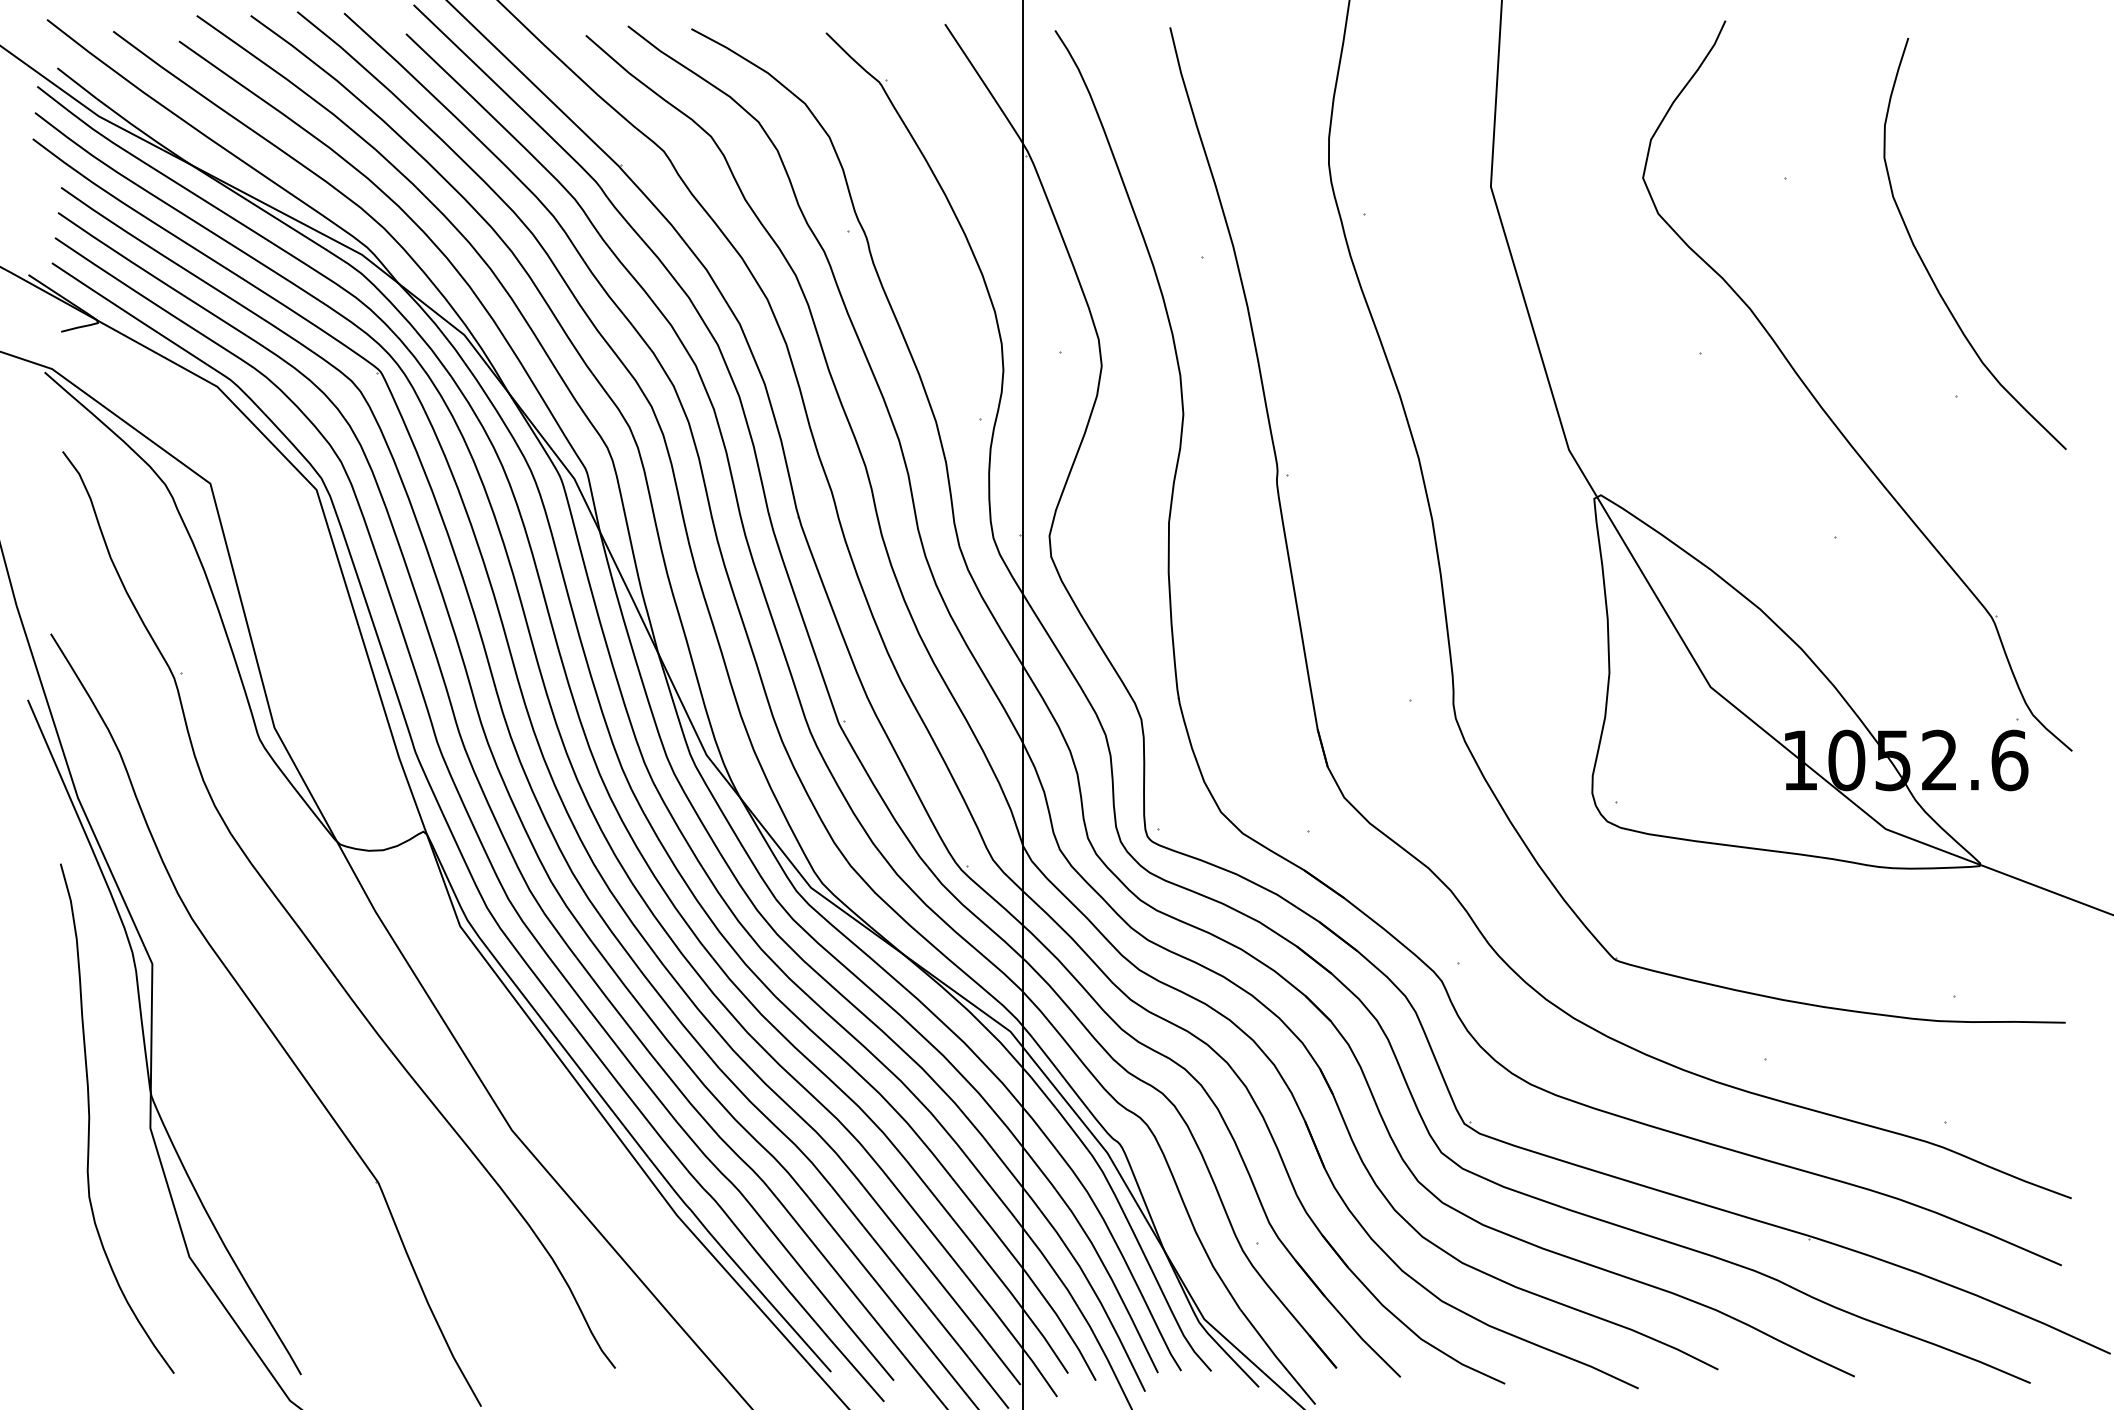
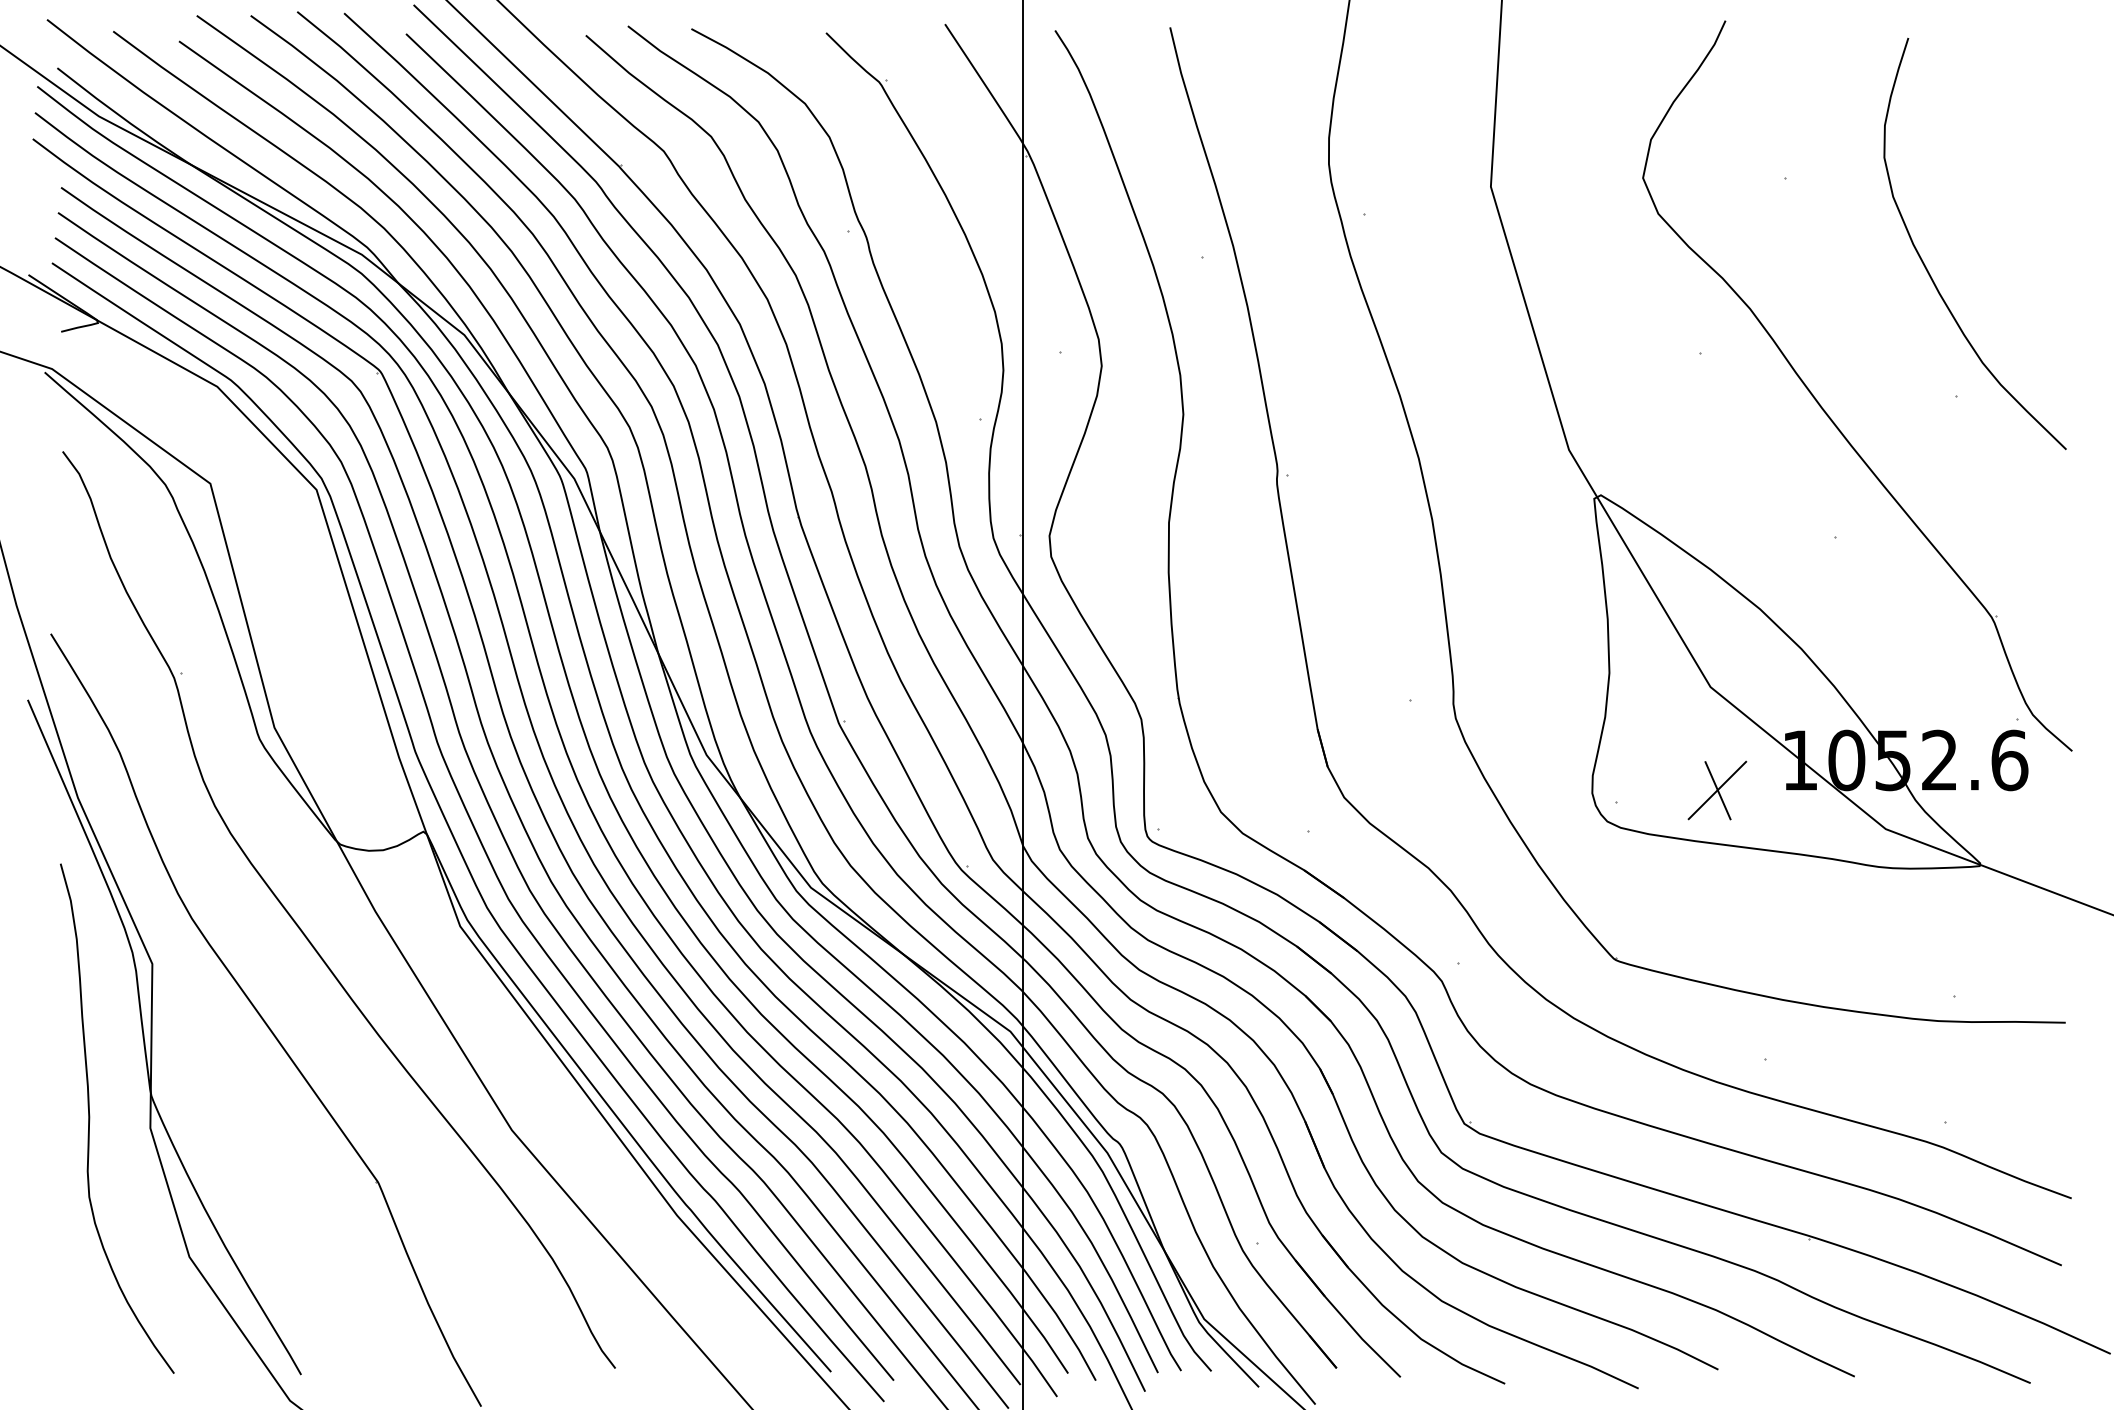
part: none -> present (1717, 790)
